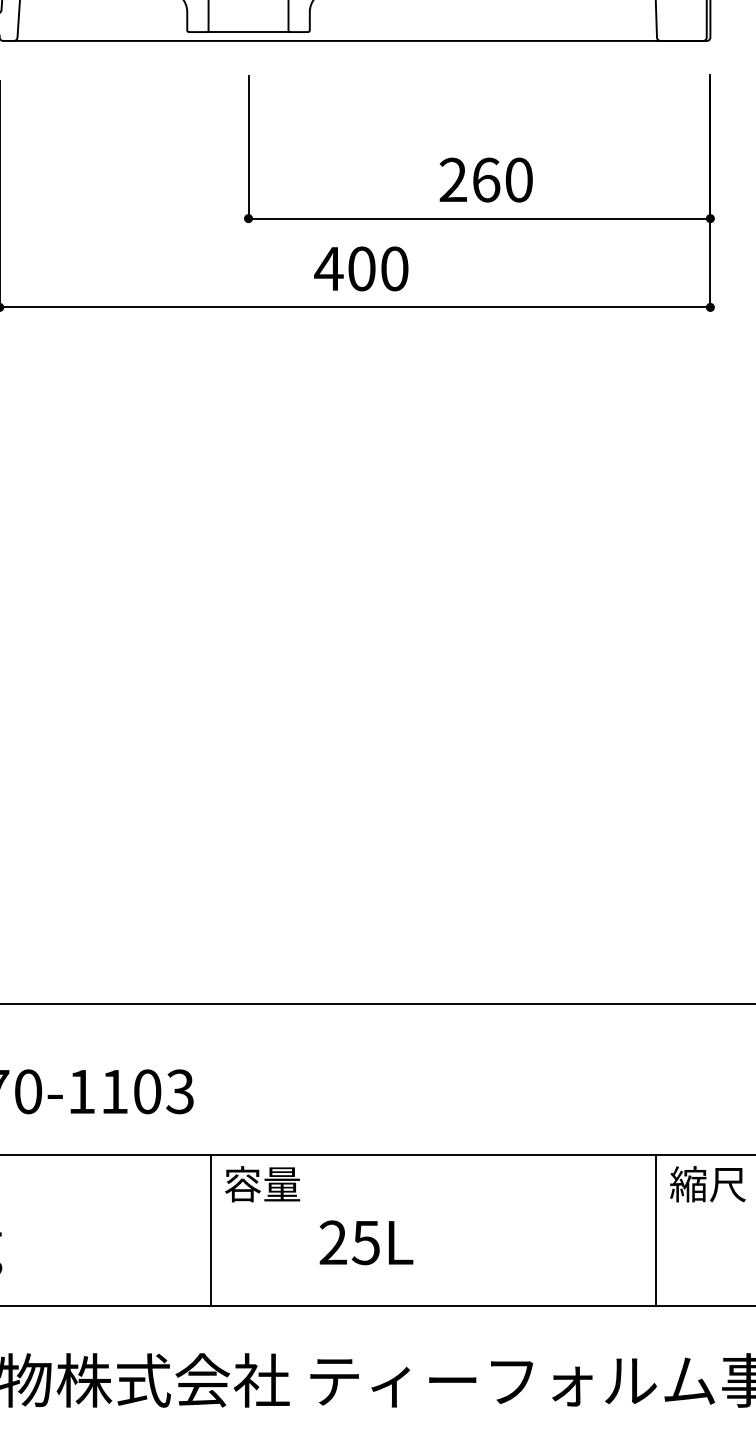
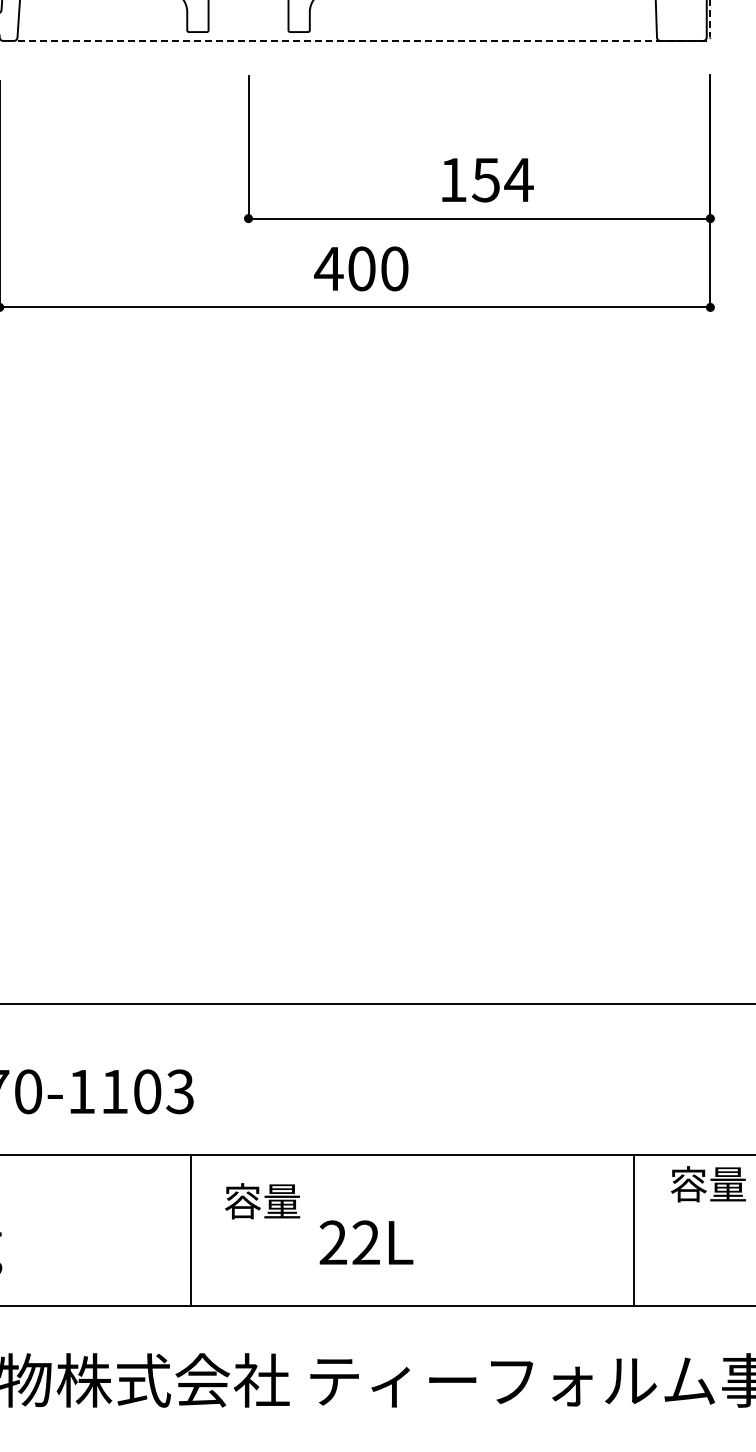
line: present -> none (248, 32)
line: solid -> dashed (386, 40)
text: 260 -> 154 (486, 179)
text position: (262, 1184) -> (262, 1201) (262, 1201)
text: 縮尺 -> 容量 (707, 1184)
line position: (210, 1230) -> (190, 1230) (190, 1230)
line position: (656, 1230) -> (634, 1230) (634, 1230)
text: 25L -> 22L (365, 1242)
